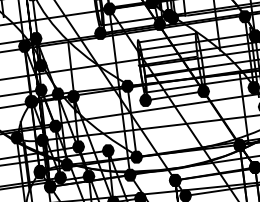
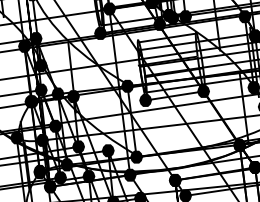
fill: none -> present (185, 16)
